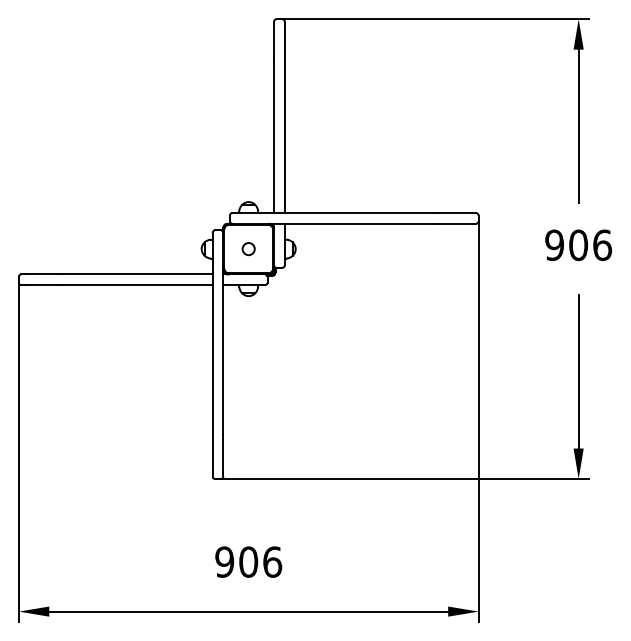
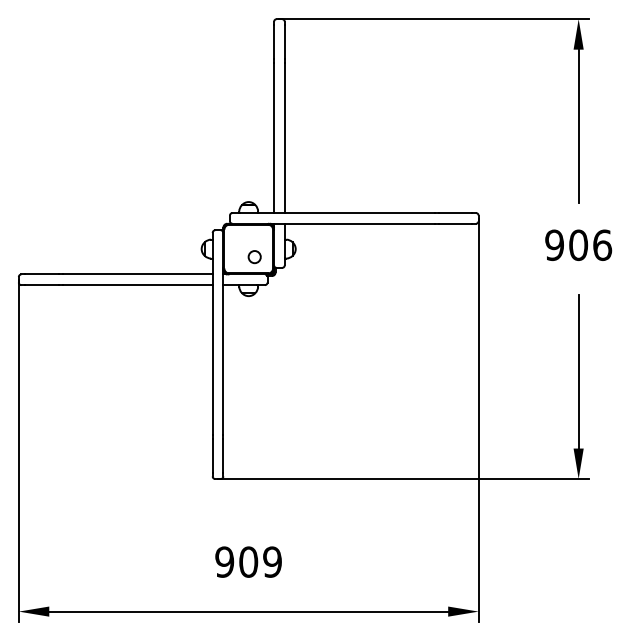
circle position: (248, 249) -> (254, 257) (254, 257)
text: 906 -> 909 (272, 561)
